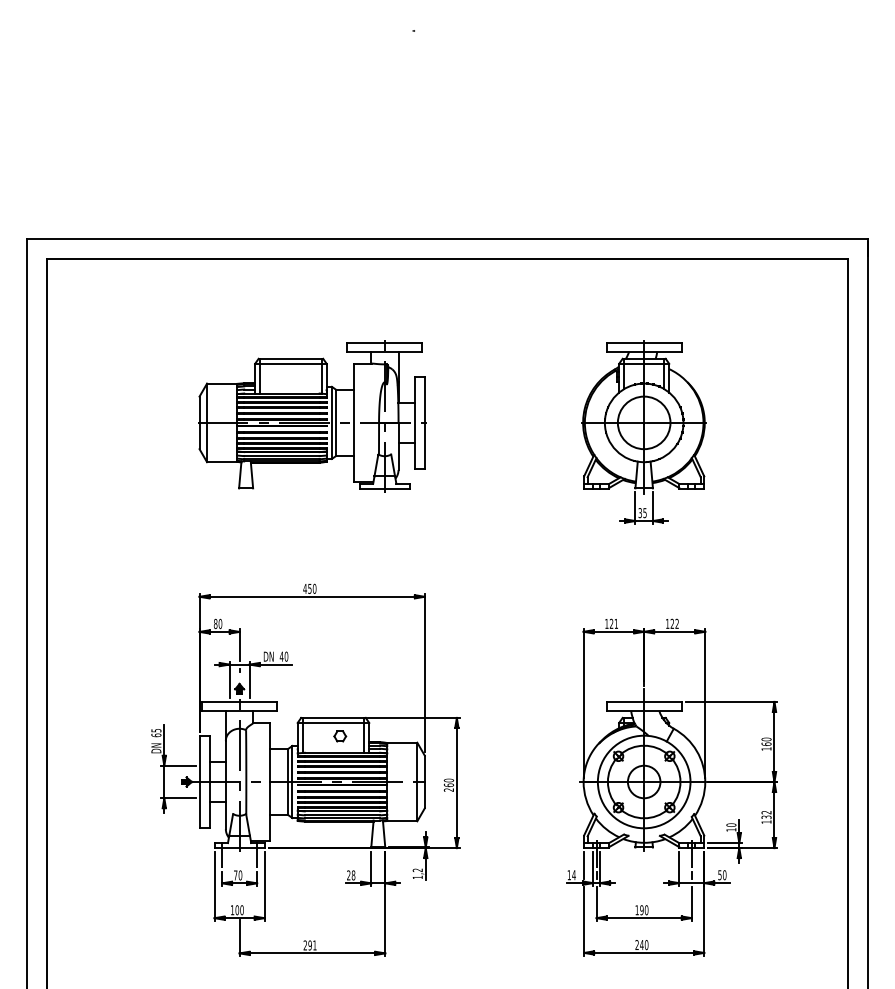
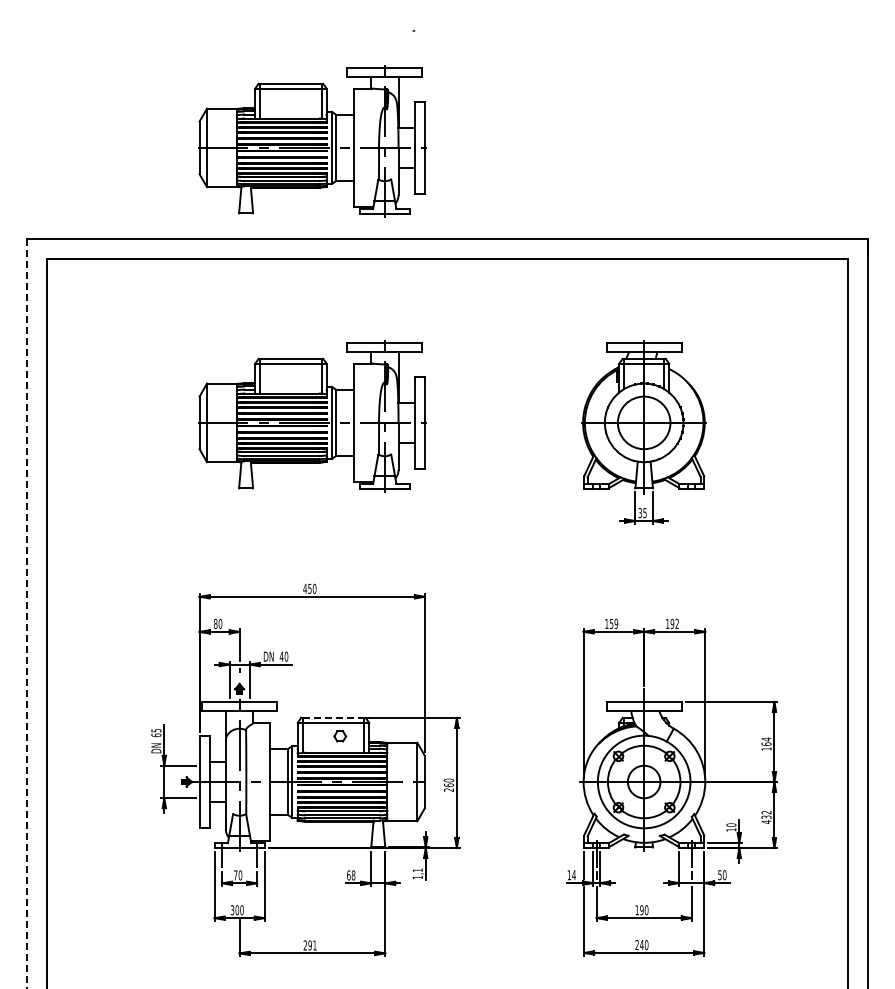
part: none -> present (312, 141)
line: solid -> dashed (27, 613)
text: 121 -> 159 (614, 623)
text: 122 -> 192 (672, 623)
line: solid -> dashed (333, 717)
text: 160 -> 164 (766, 739)
text: 132 -> 432 (766, 822)
text: 1,2 -> 1,1 (417, 870)
text: 28 -> 68 (348, 875)
text: 100 -> 300 (232, 910)
